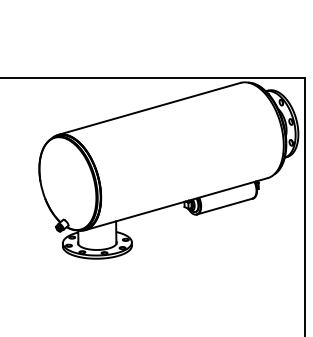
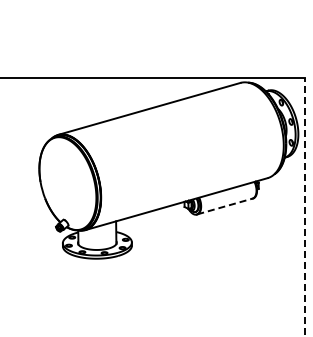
line: solid -> dashed (224, 206)
line: solid -> dashed (304, 207)
